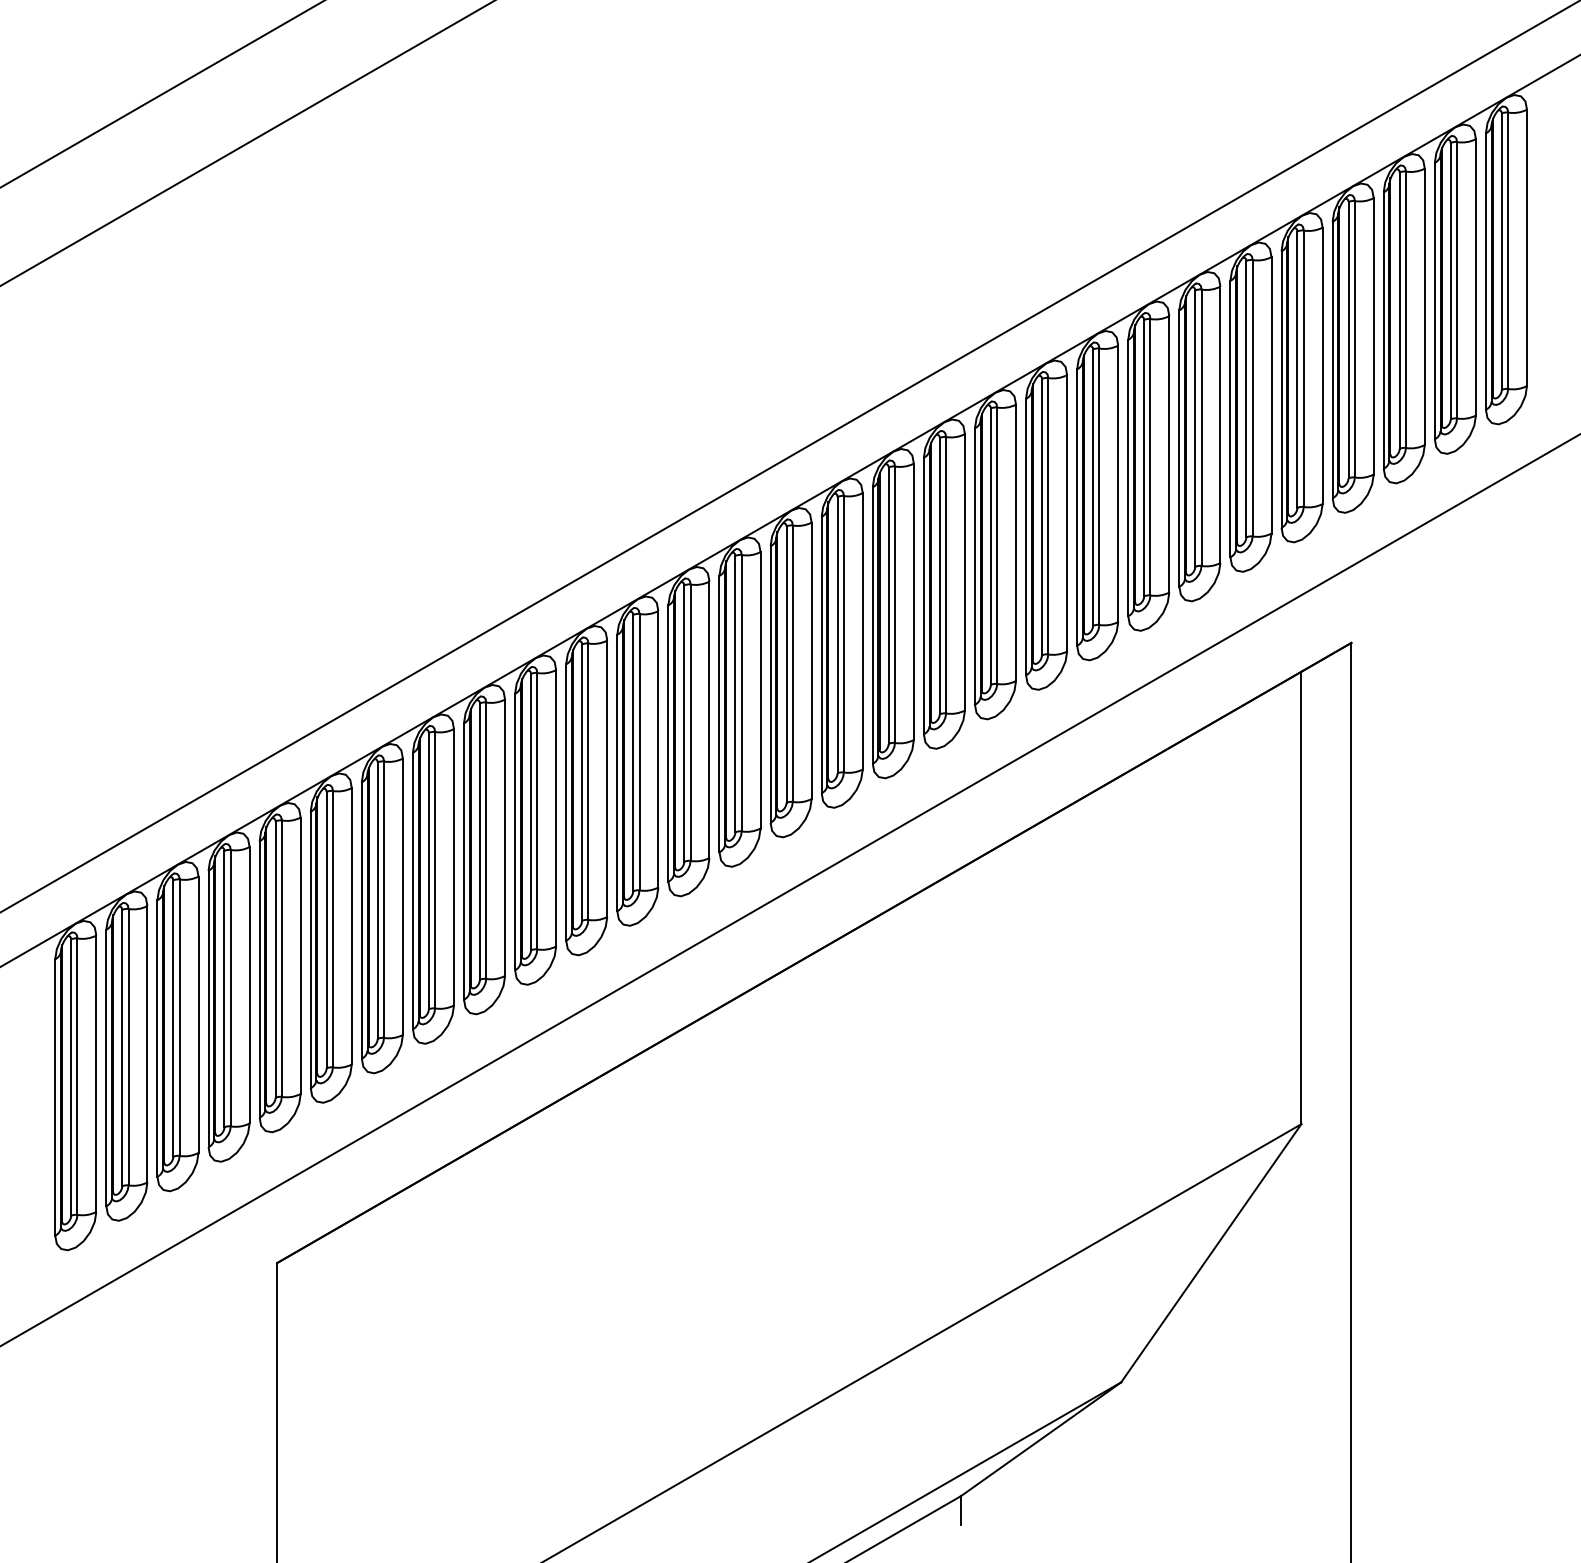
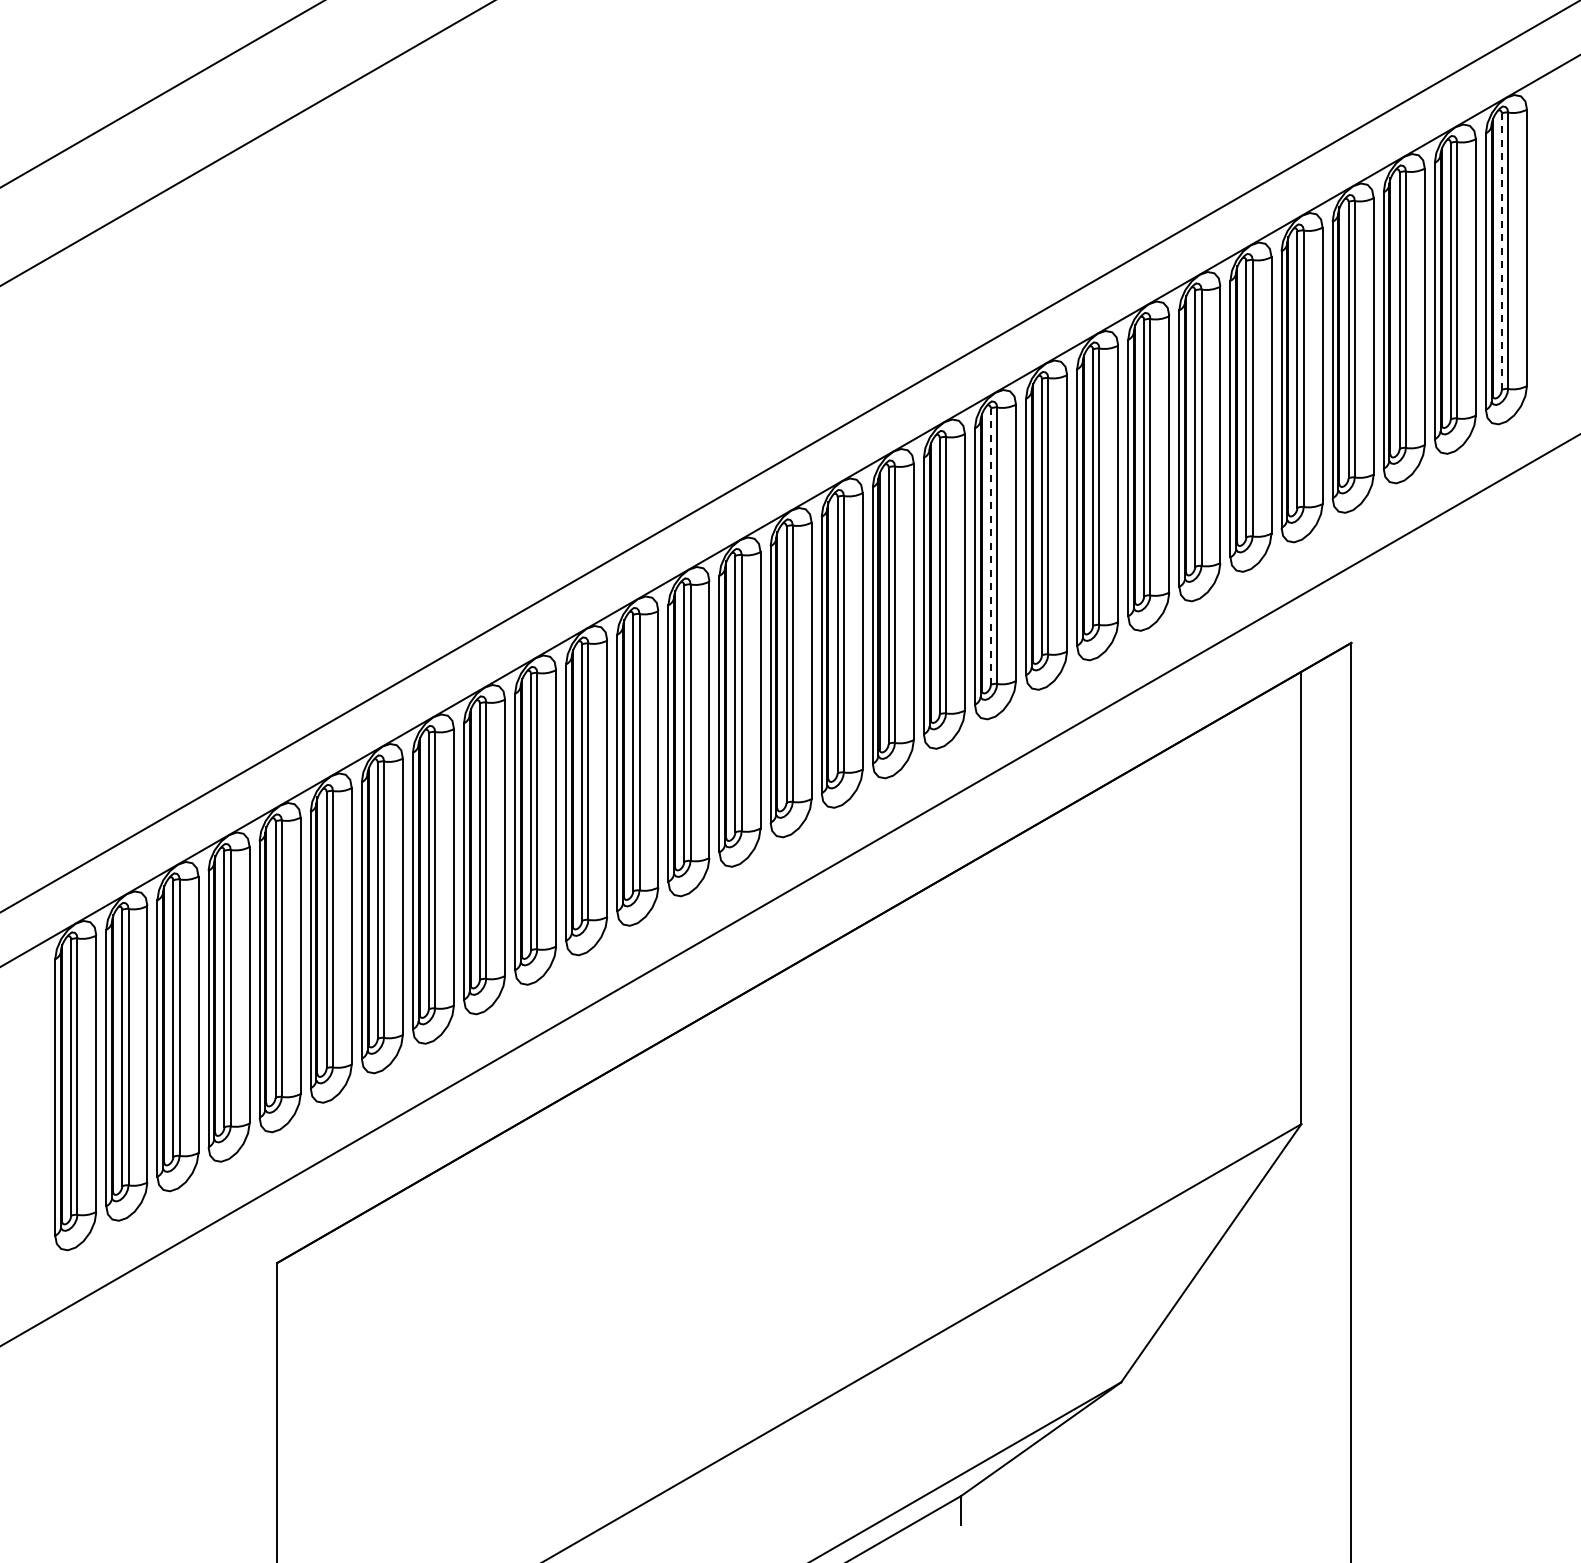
line: solid -> dashed (1501, 251)
line: solid -> dashed (990, 546)
